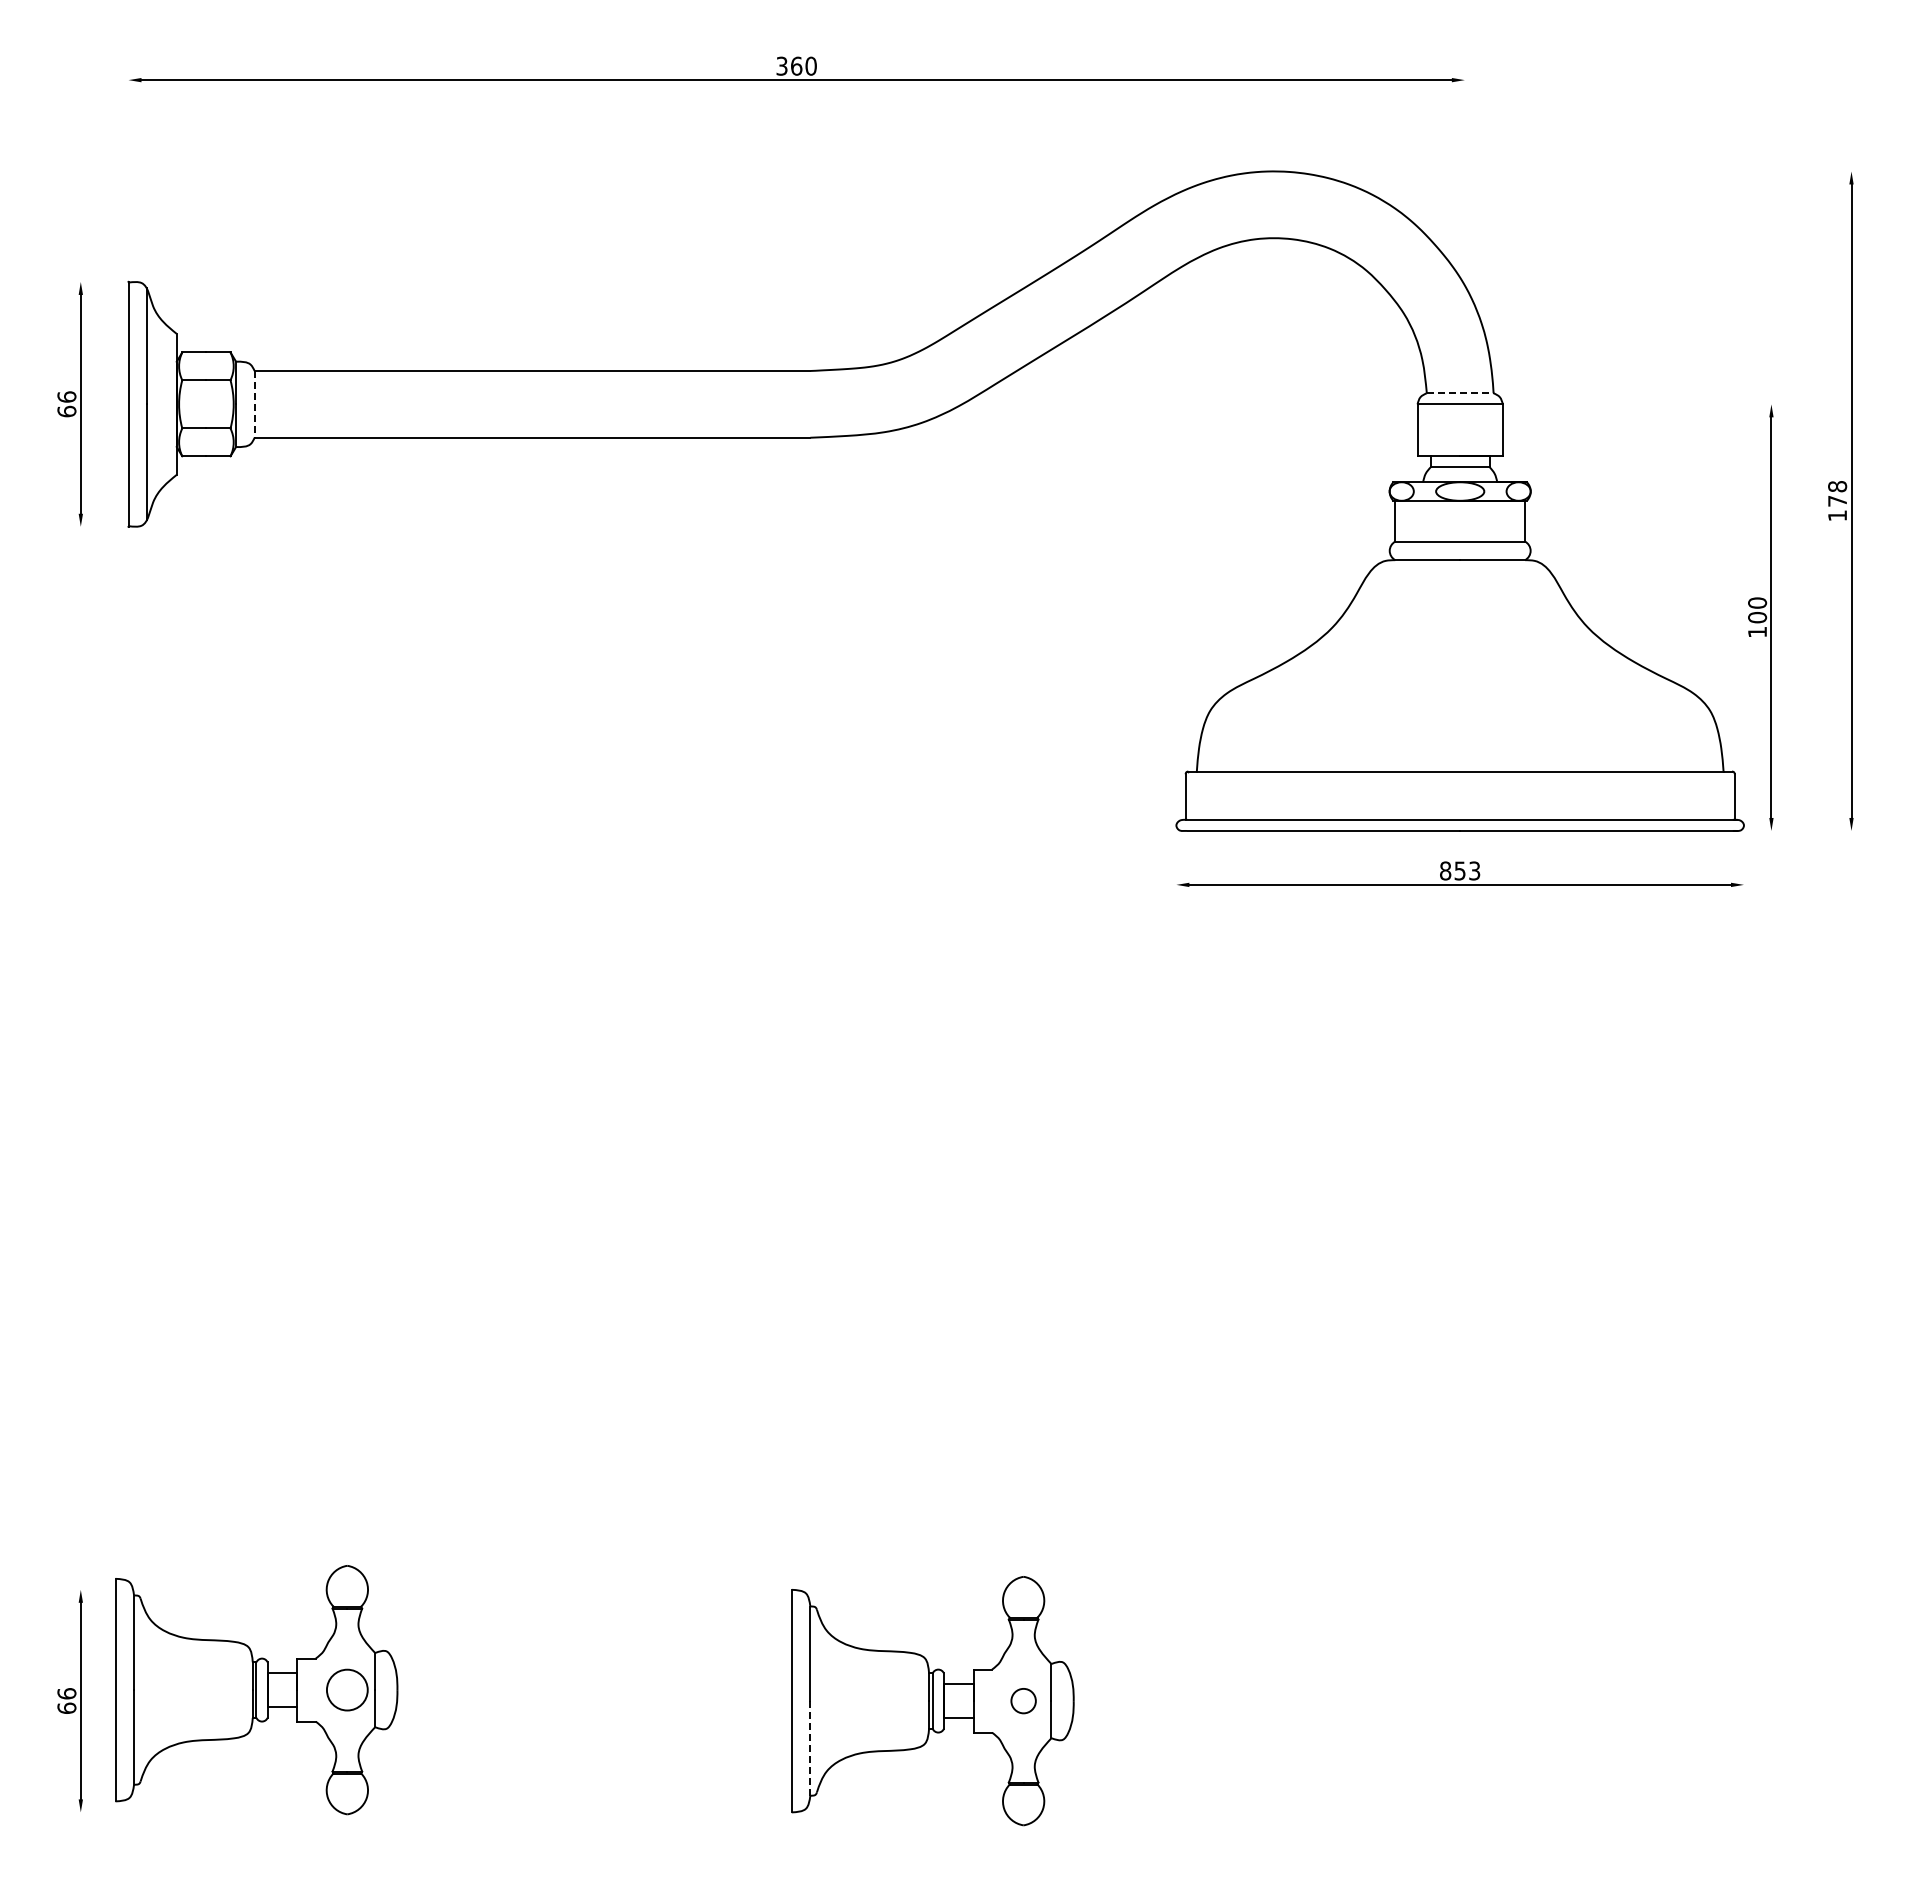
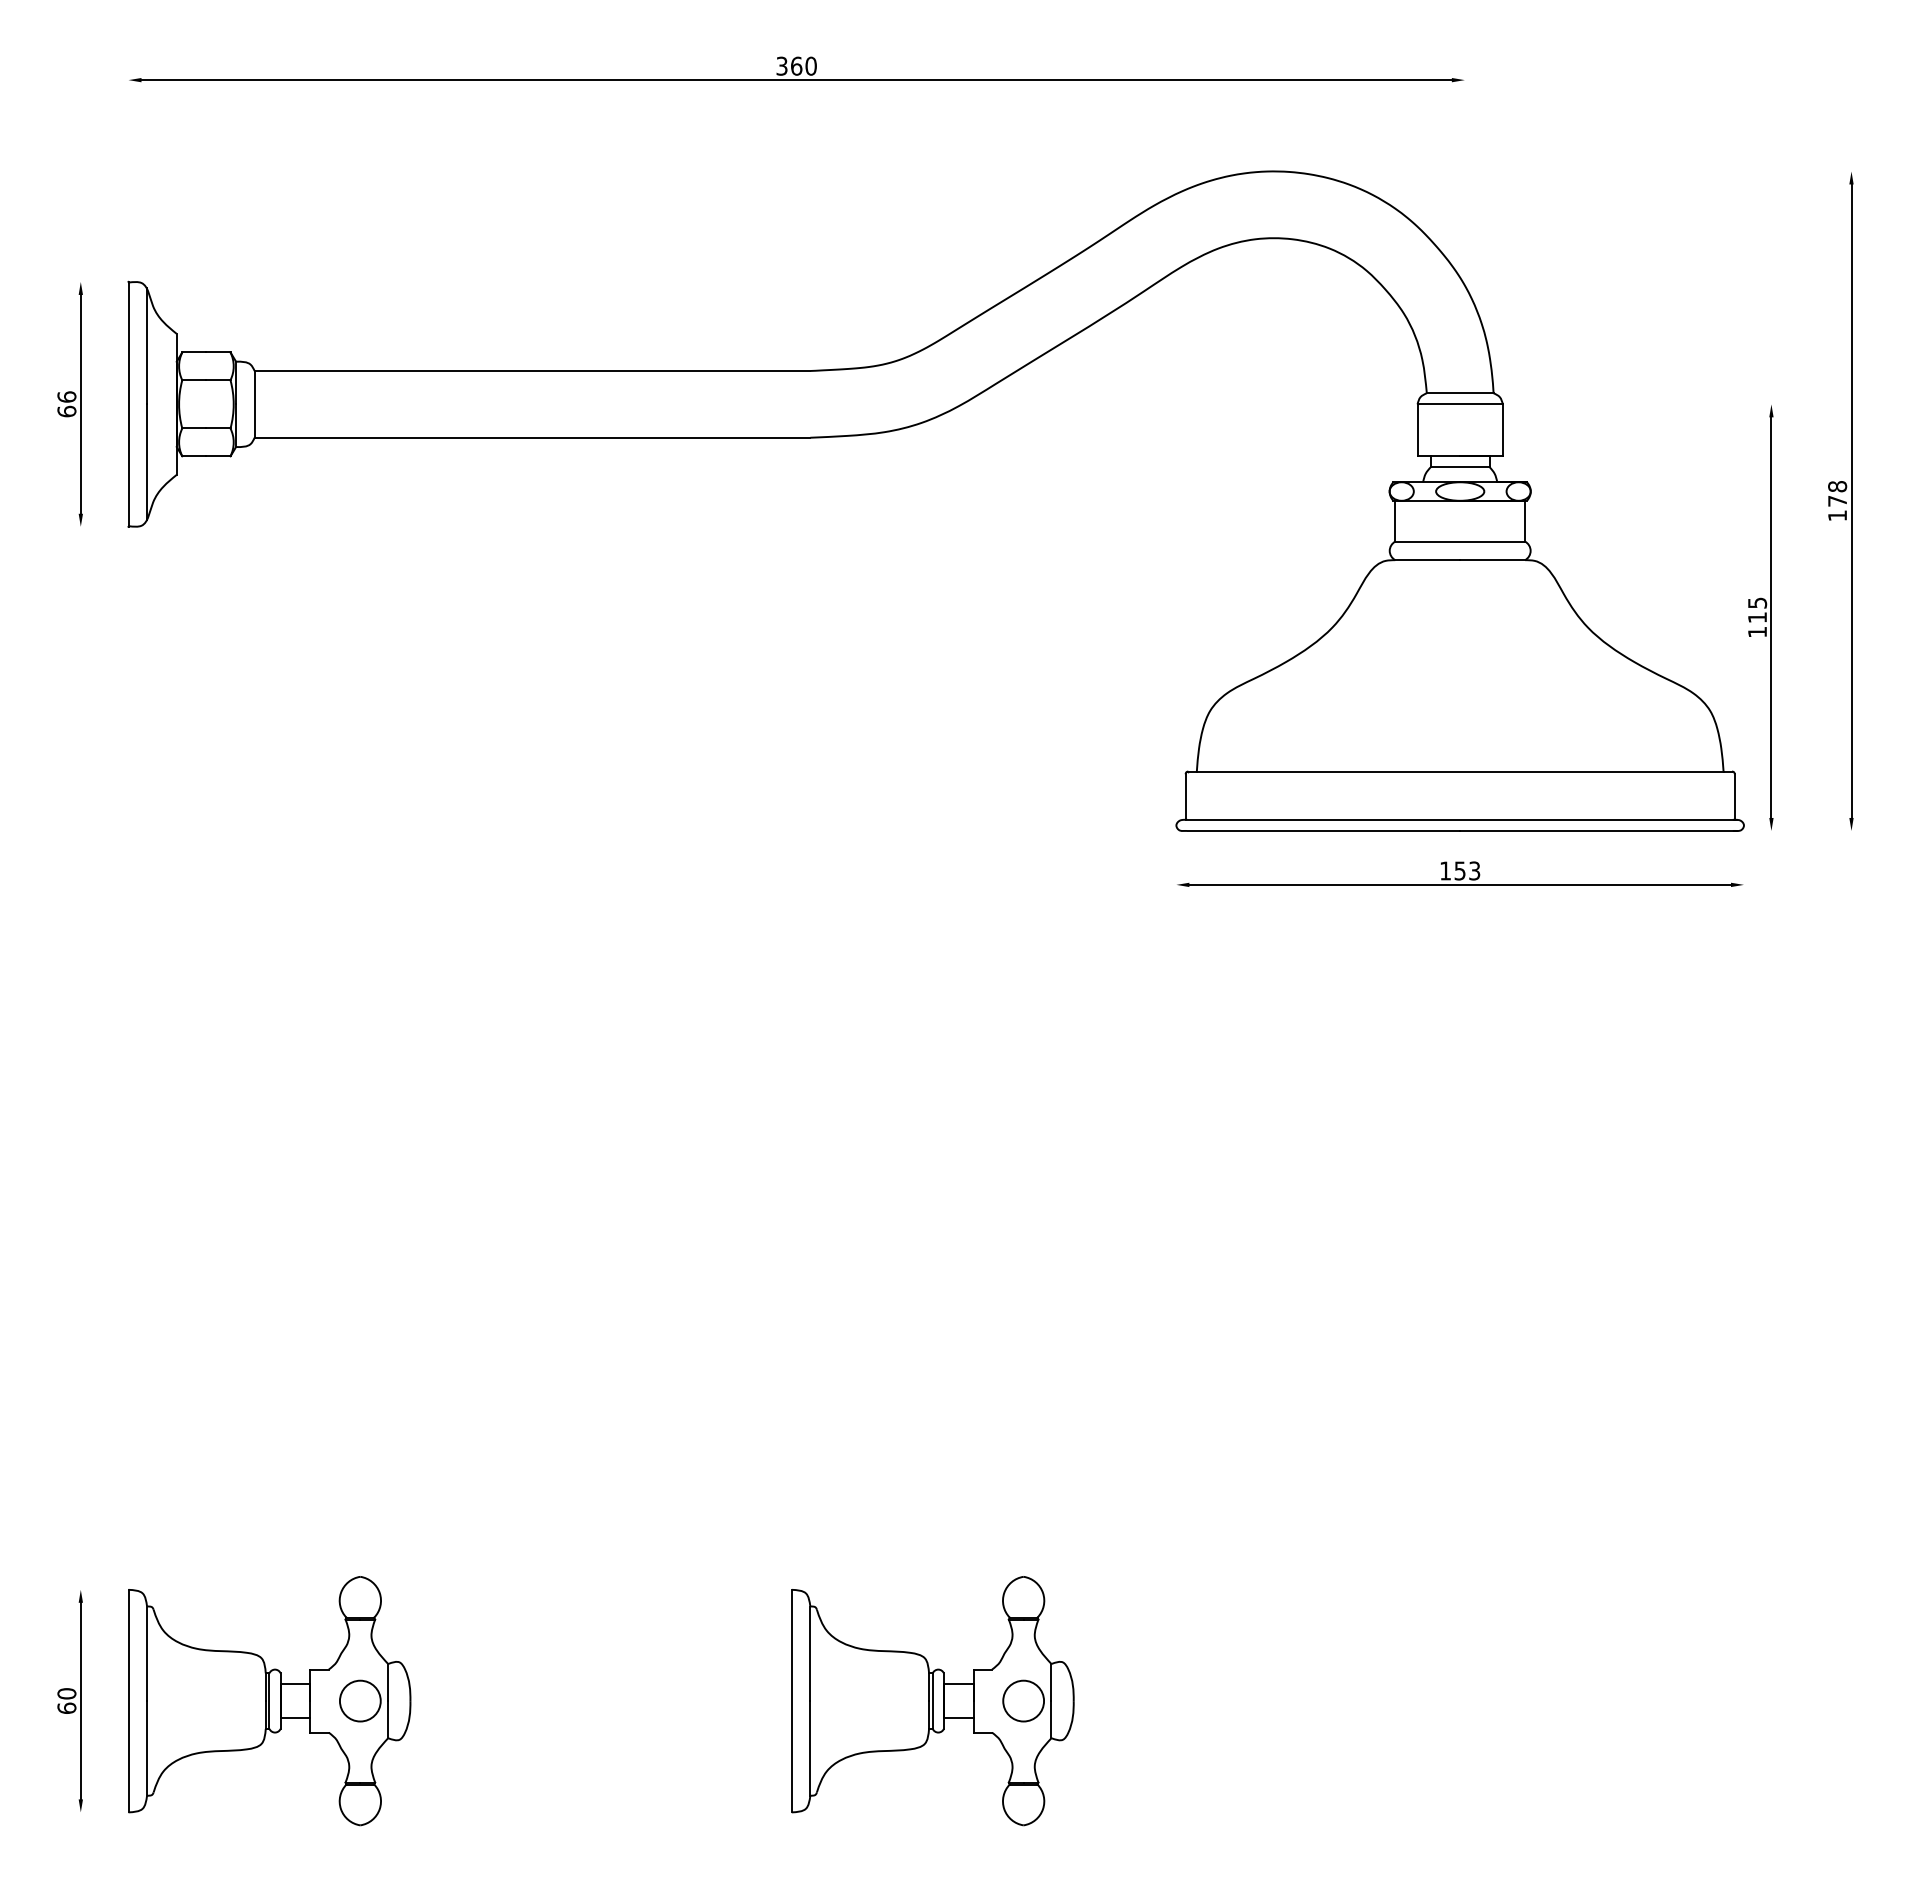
line: dashed -> solid (1460, 393)
line: dashed -> solid (254, 404)
text: 100 -> 115 (1757, 610)
text: 853 -> 153 (1445, 870)
part position: (256, 1690) -> (269, 1701) (269, 1701)
text: 66 -> 60 (66, 1693)
circle diameter: 24 px -> 41 px (1023, 1700)
line: dashed -> solid (810, 1748)
